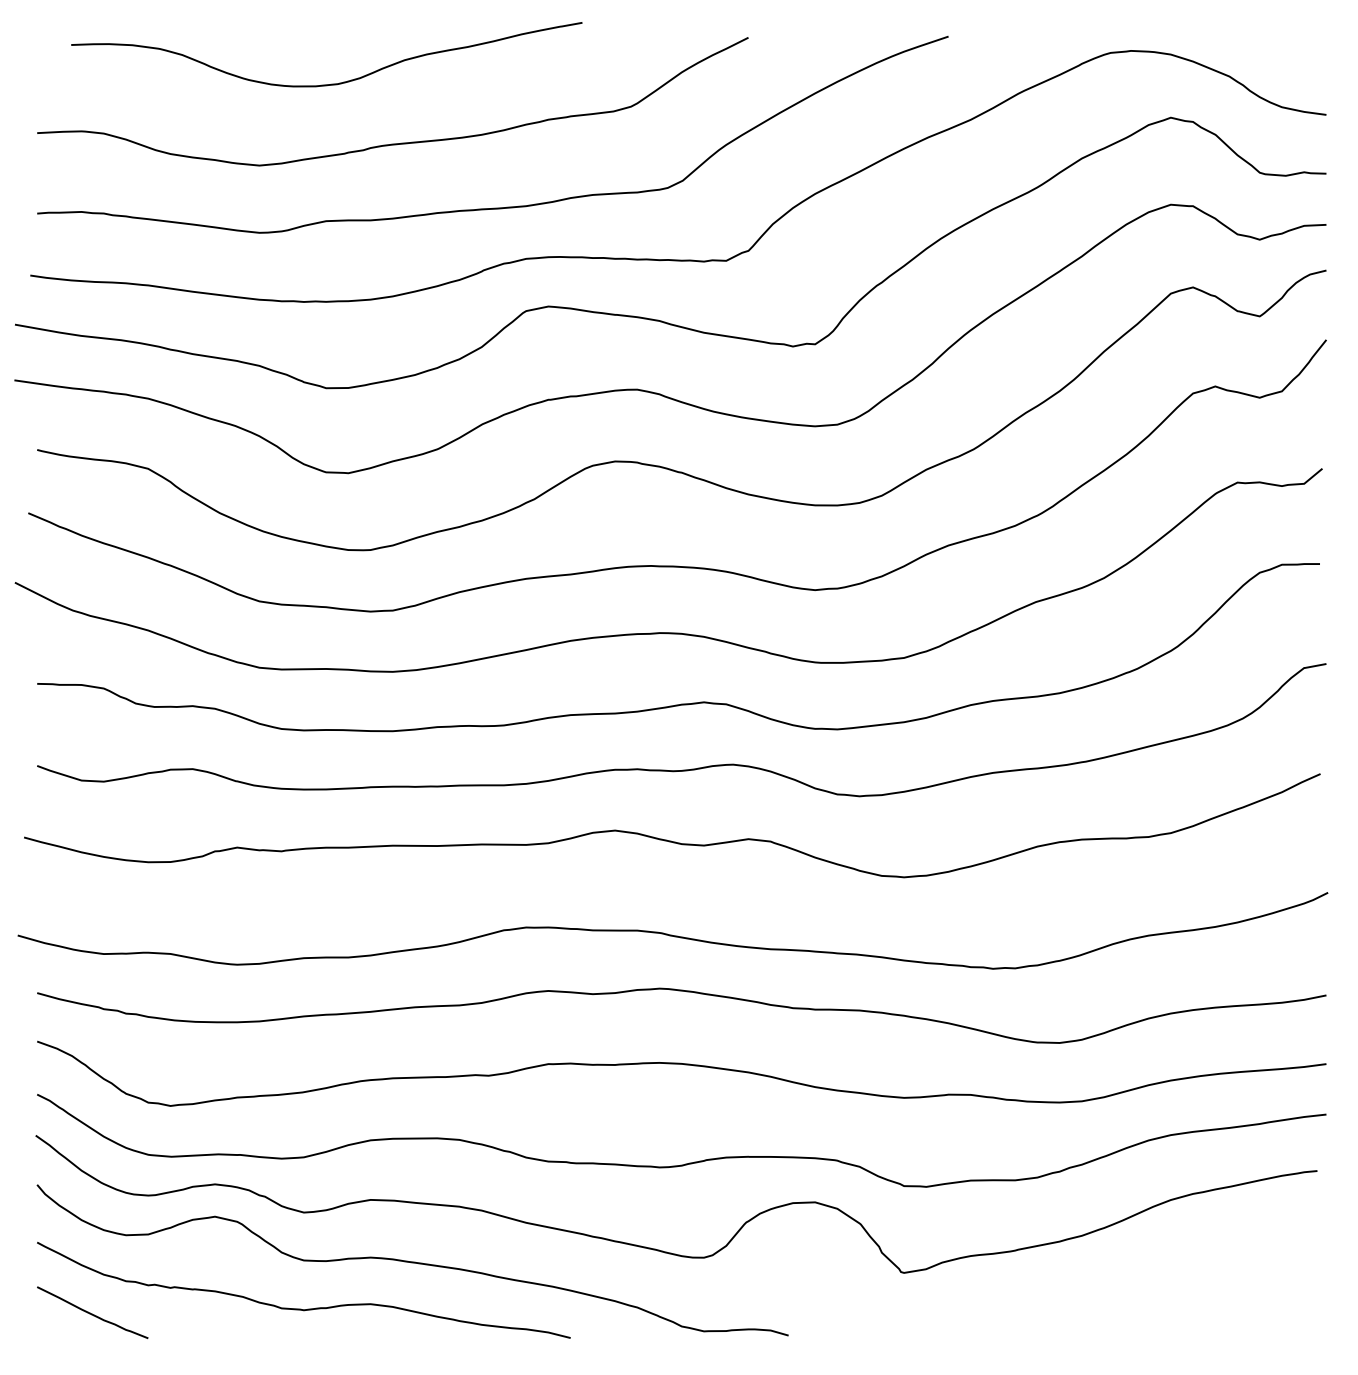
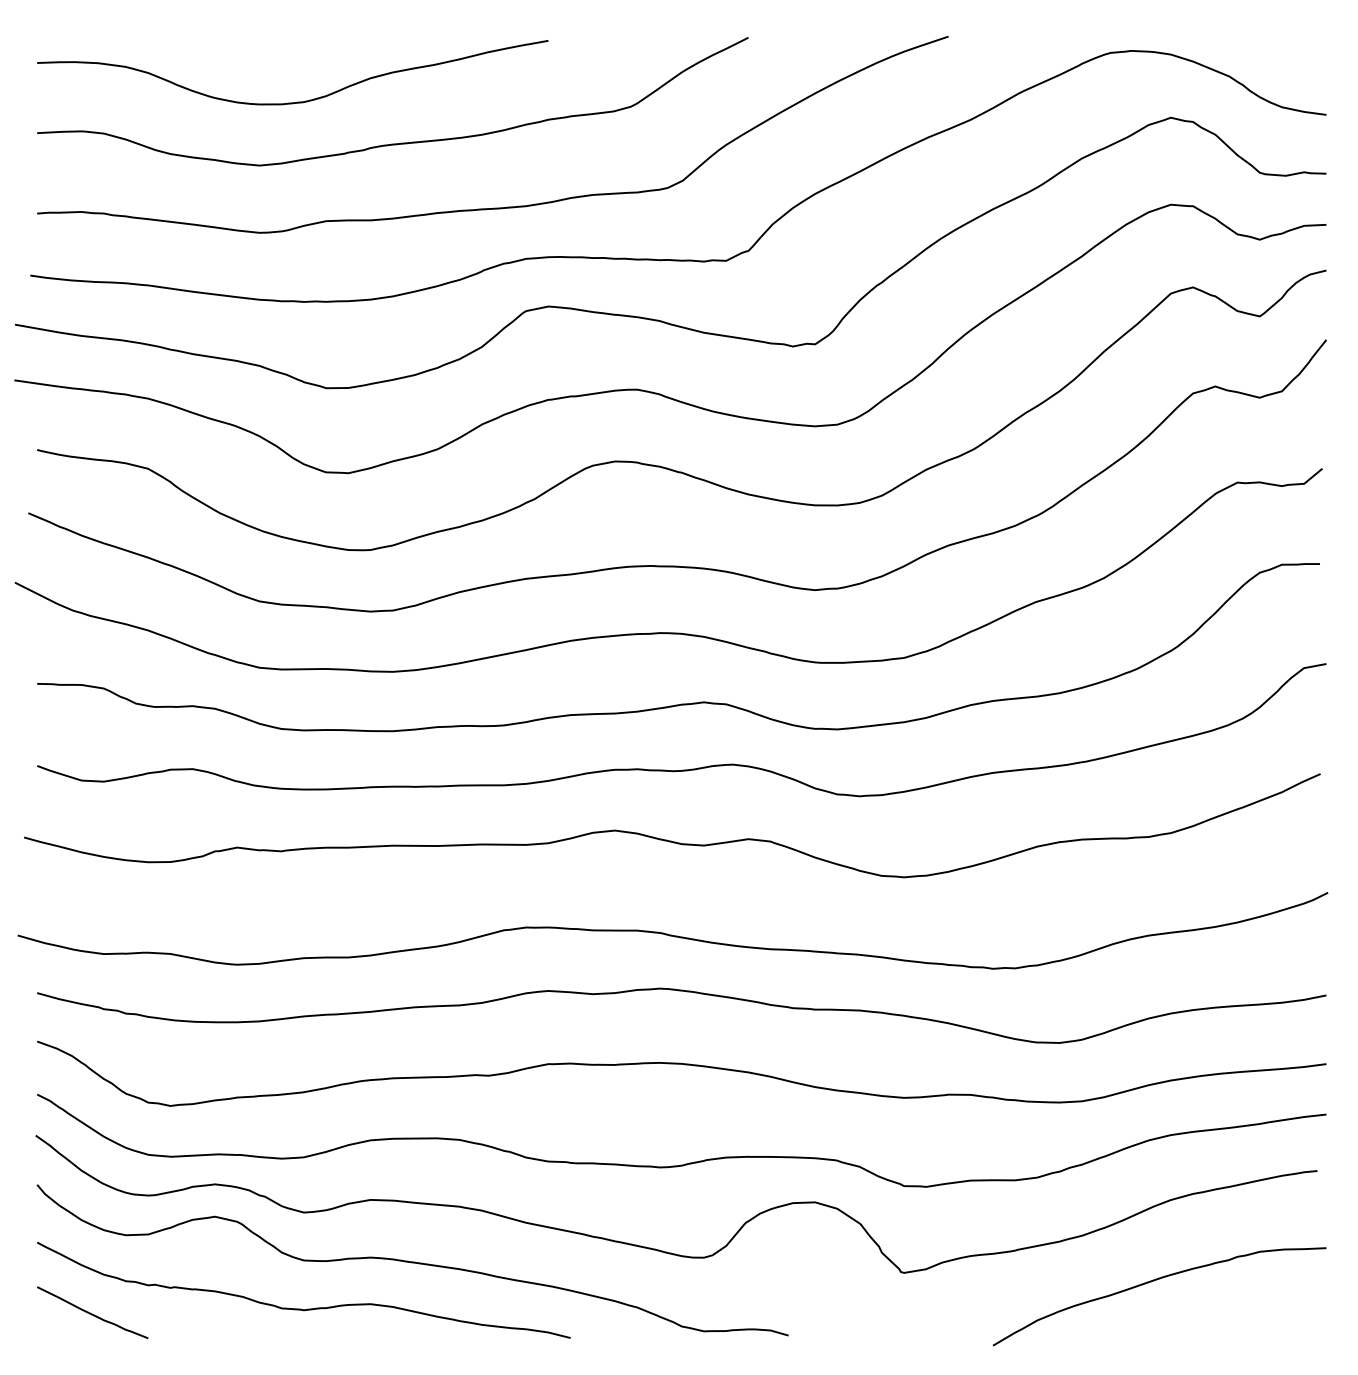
curve position: (331, 83) -> (297, 101) (297, 101)
curve: none -> present (1154, 1281)
